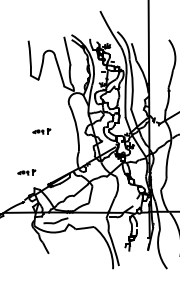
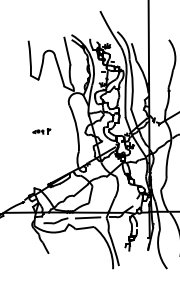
part: present -> none (26, 172)
line: none -> present (87, 217)
